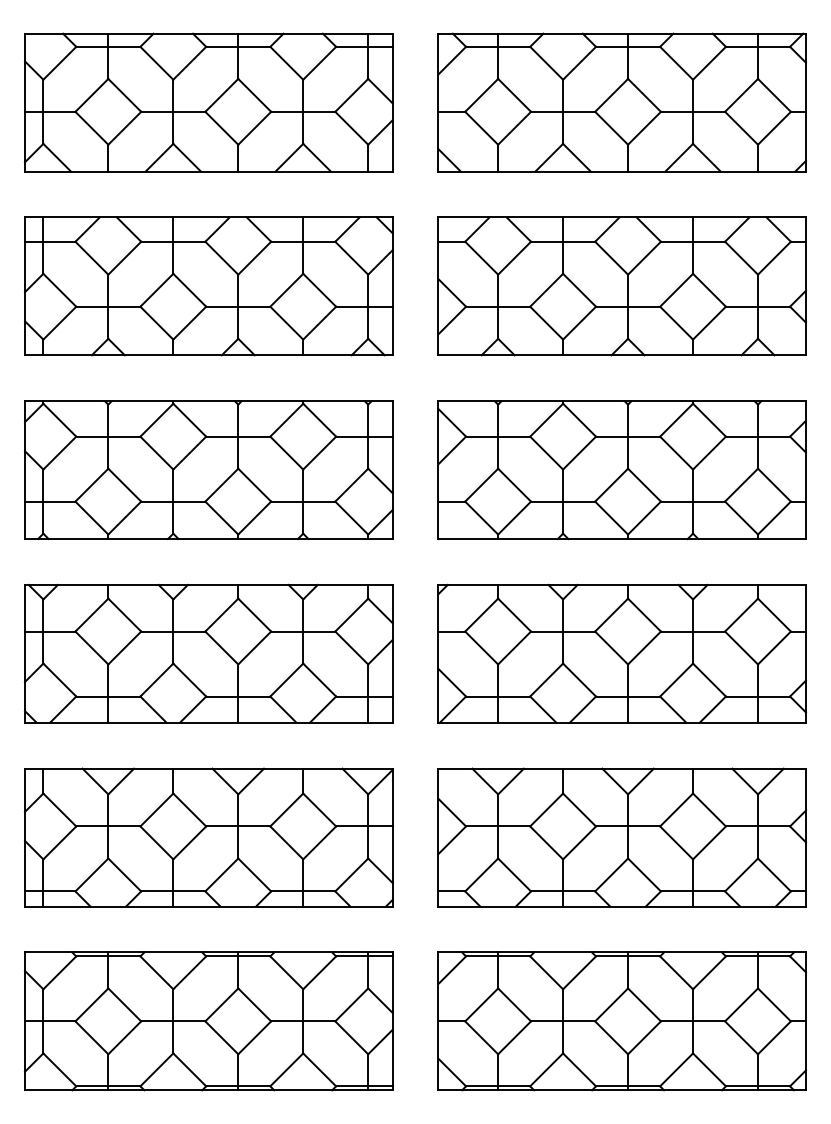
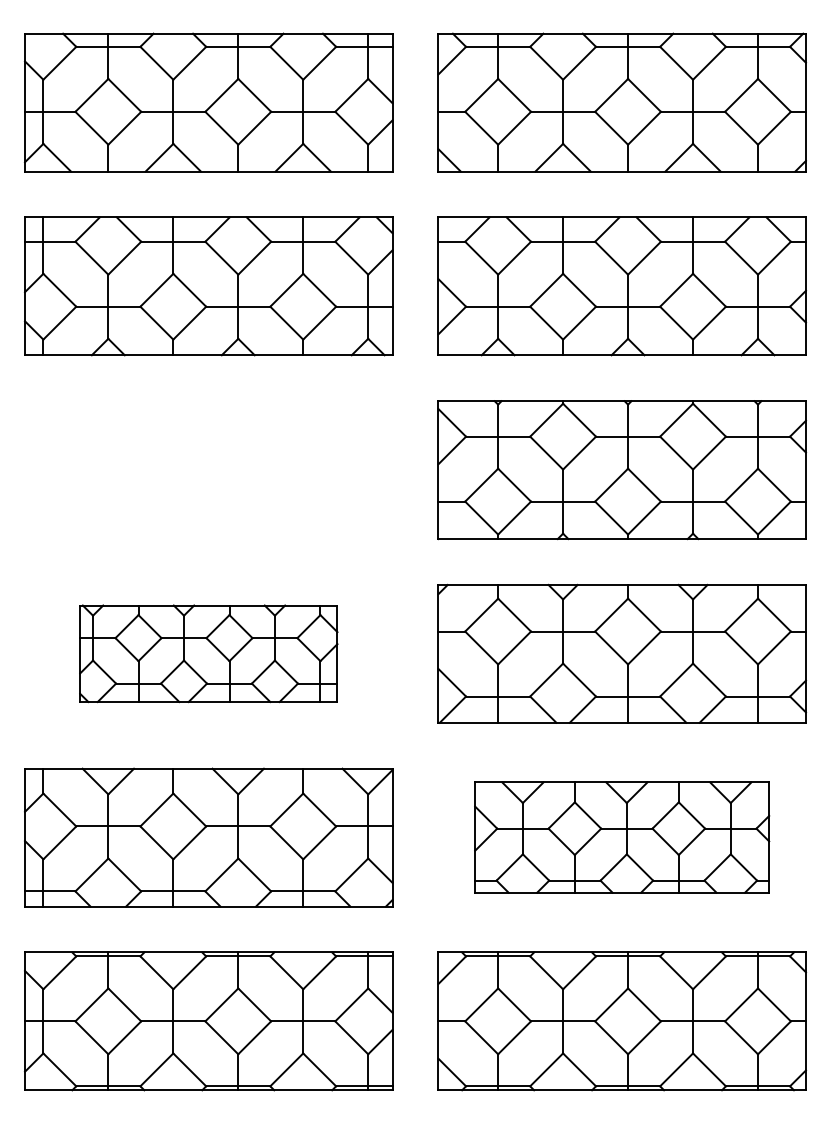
part: present -> none (208, 470)
part size: 370x141 px -> 260x100 px (208, 653)
part size: 370x141 px -> 297x113 px (622, 837)
